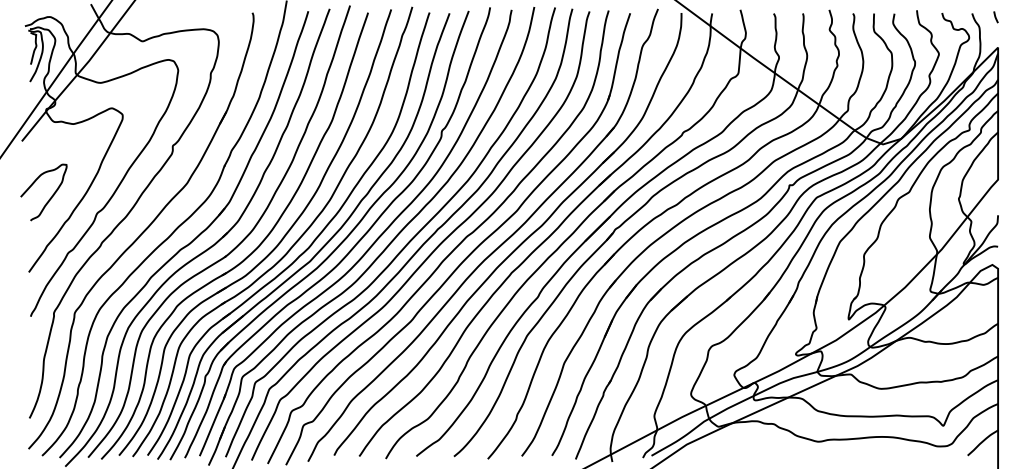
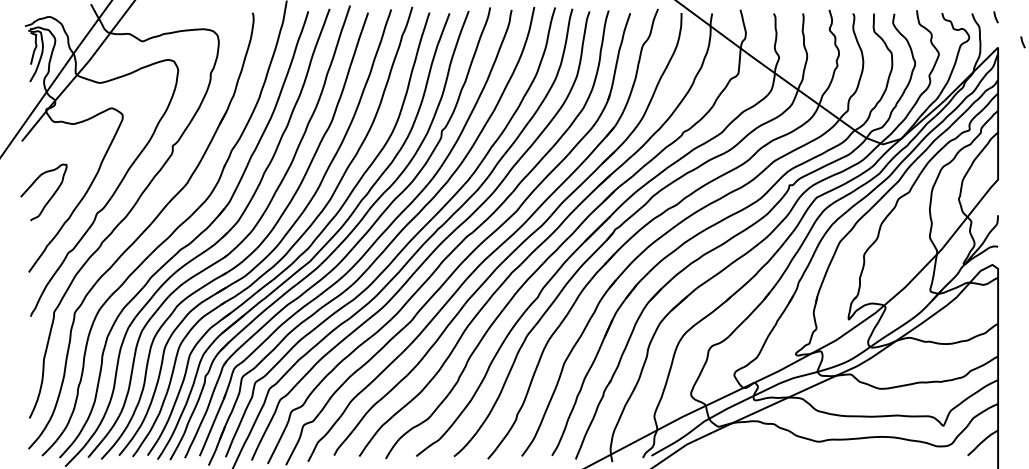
line: none -> present (1022, 42)
